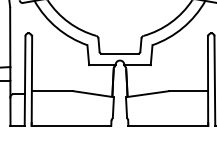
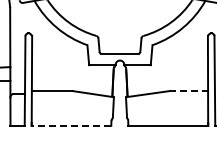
line: solid -> dashed (189, 91)
line: solid -> dashed (71, 125)
